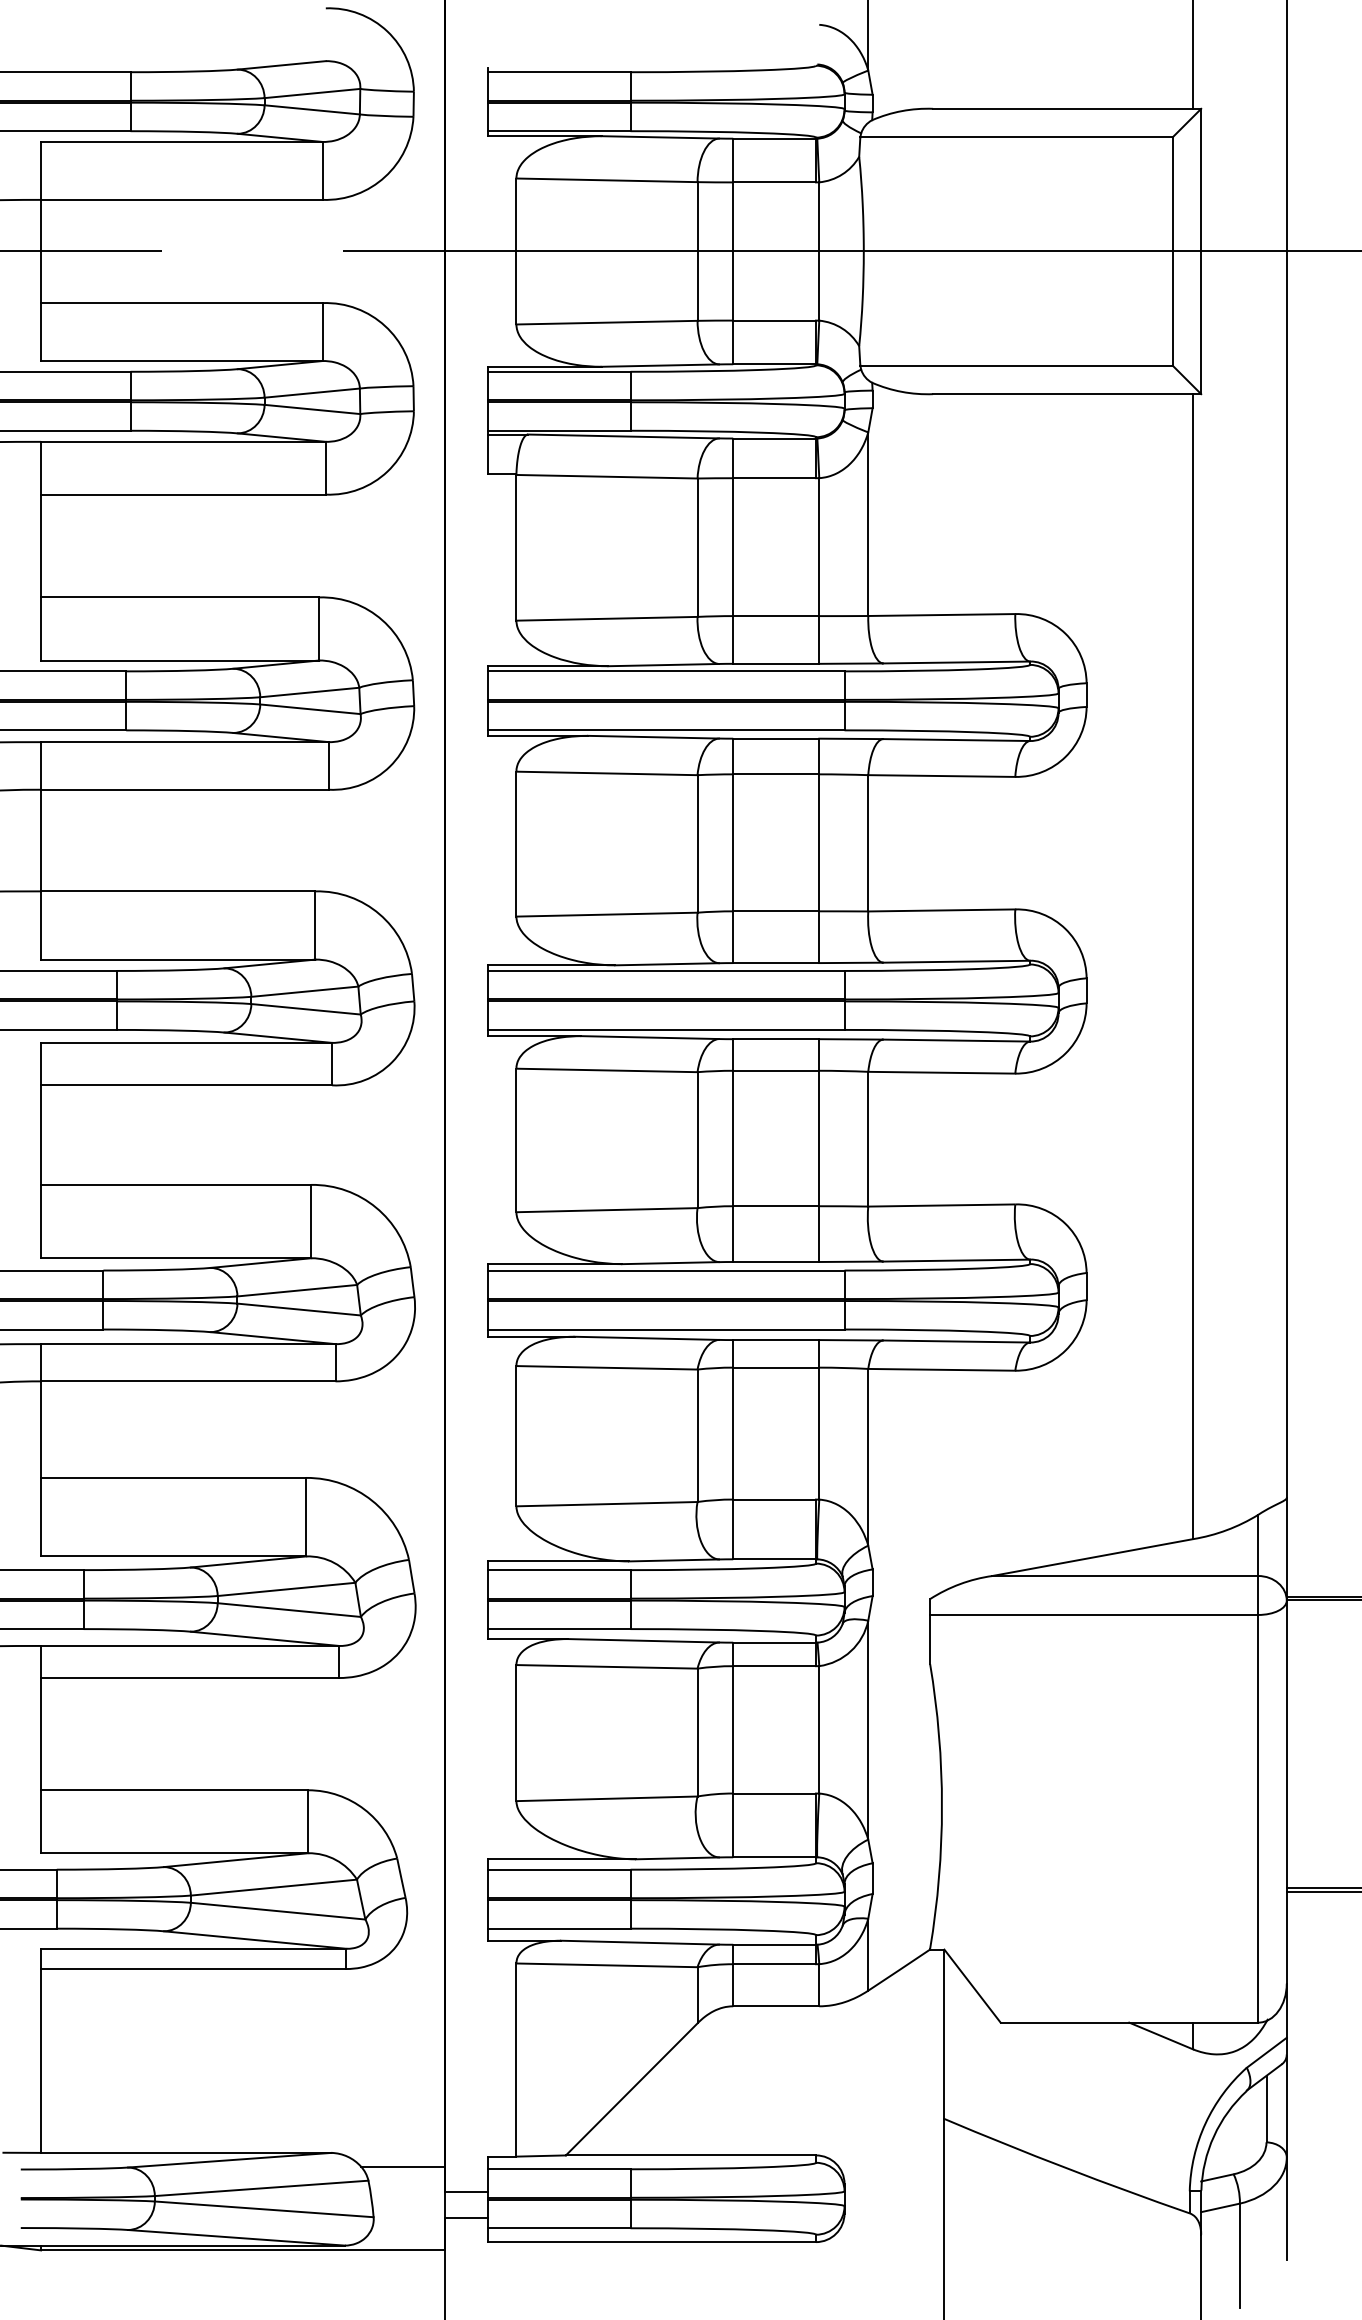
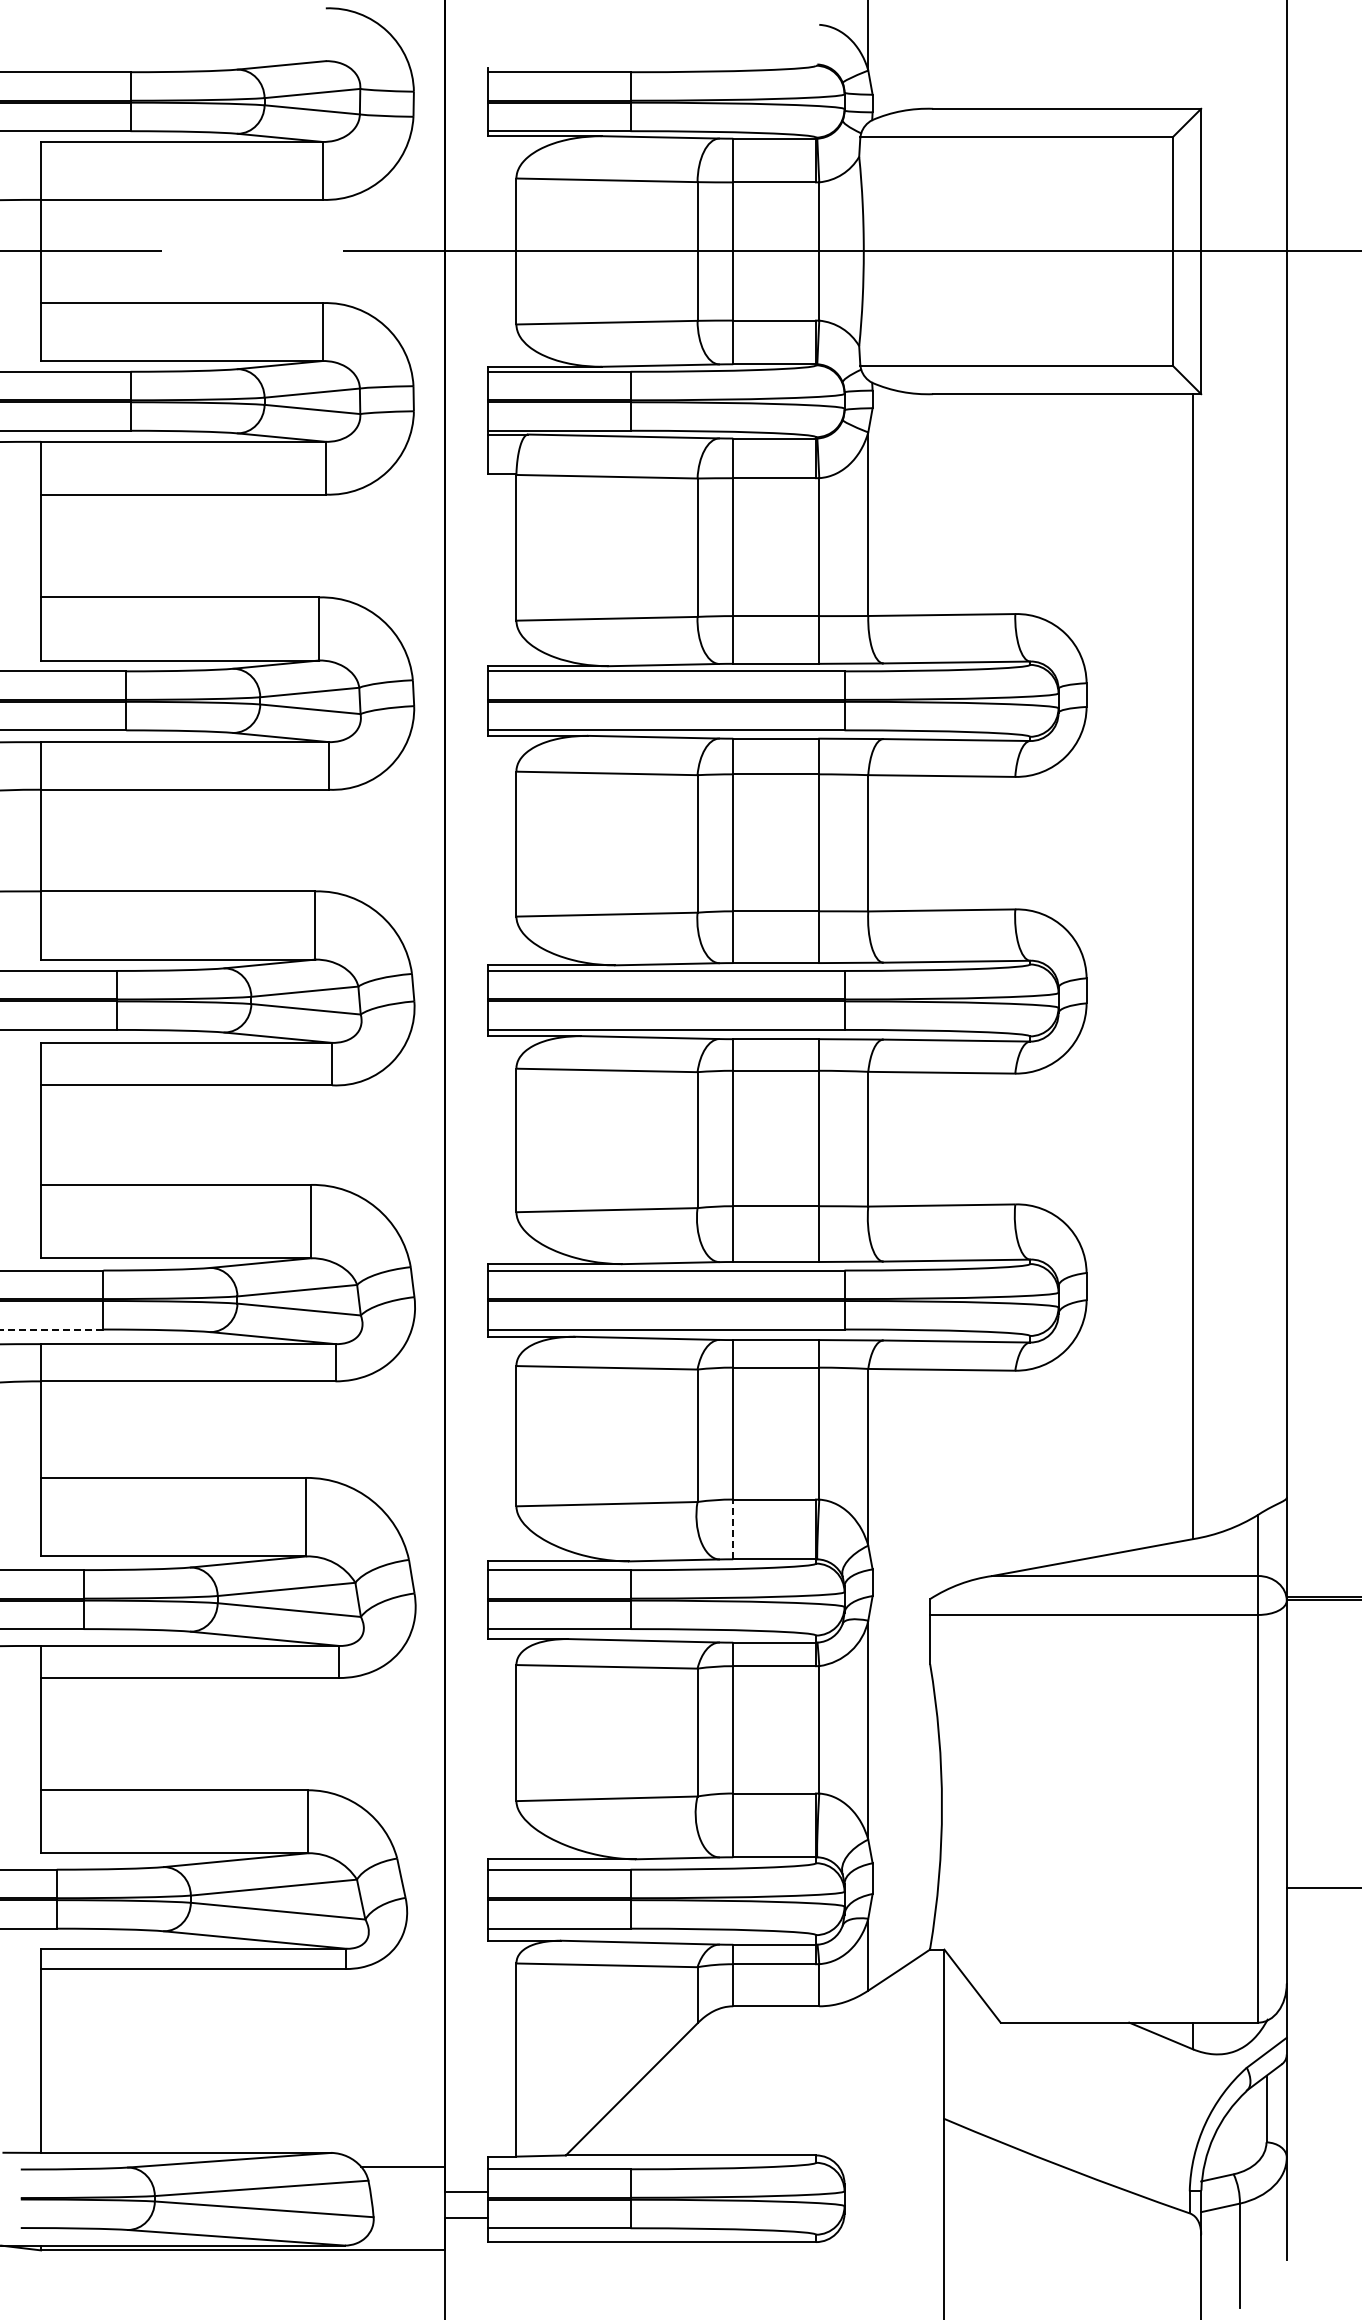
line: present -> none (1193, 55)
line: solid -> dashed (51, 1329)
line: solid -> dashed (733, 1529)
line: present -> none (1322, 1892)
